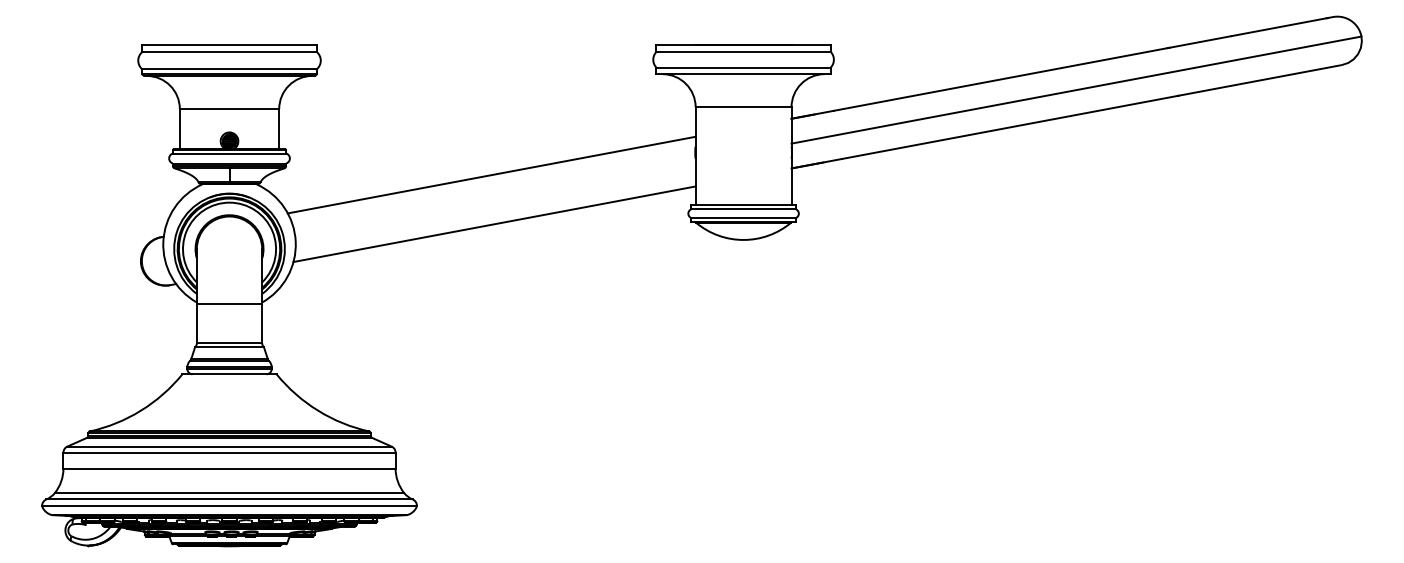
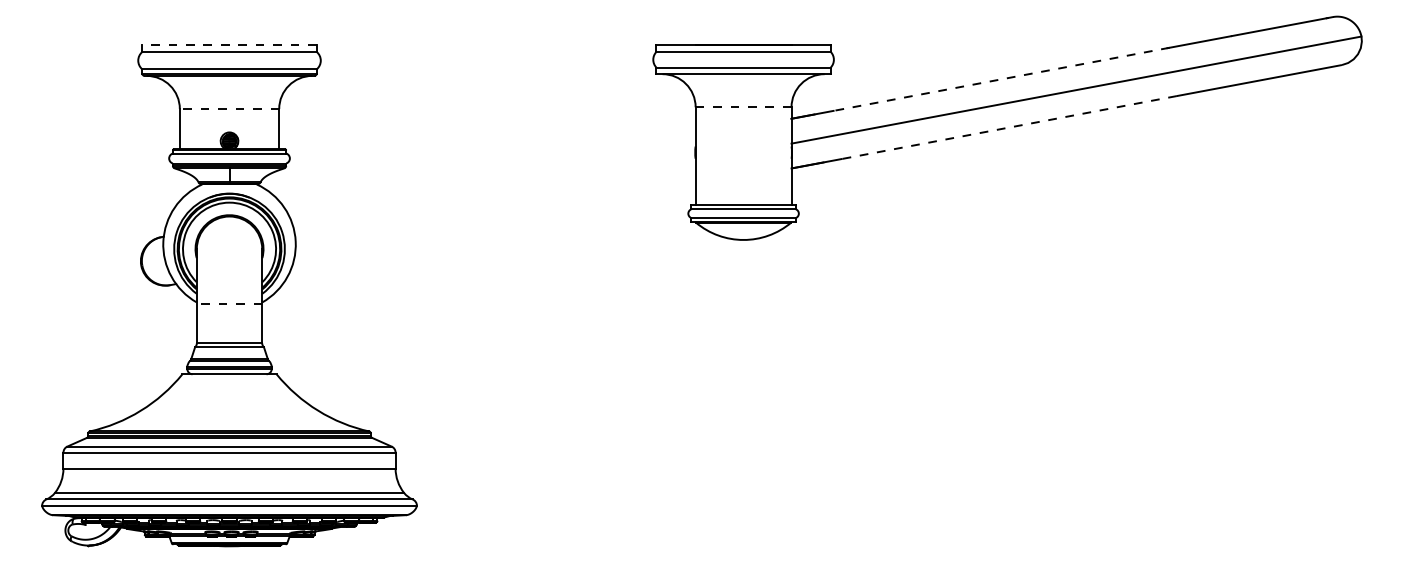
line: solid -> dashed (229, 45)
line: solid -> dashed (1001, 79)
line: solid -> dashed (743, 107)
line: solid -> dashed (229, 109)
line: solid -> dashed (1010, 127)
line: present -> none (491, 174)
line: present -> none (494, 224)
line: solid -> dashed (229, 303)
